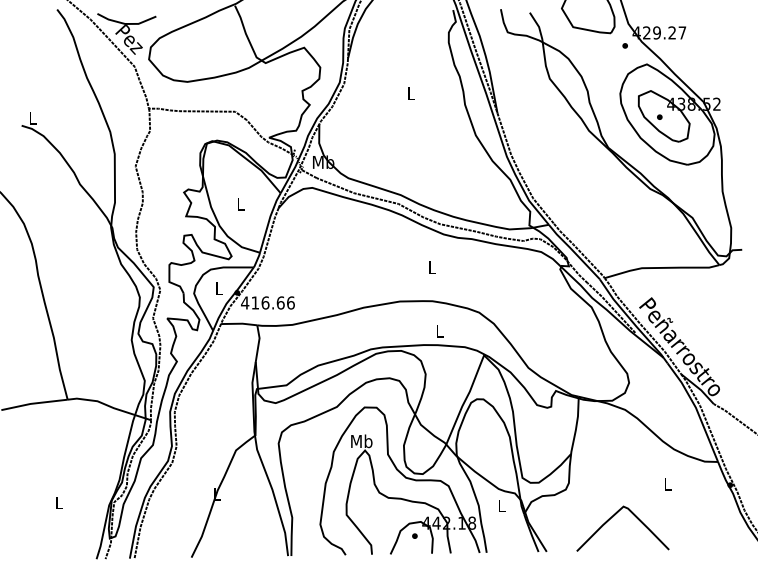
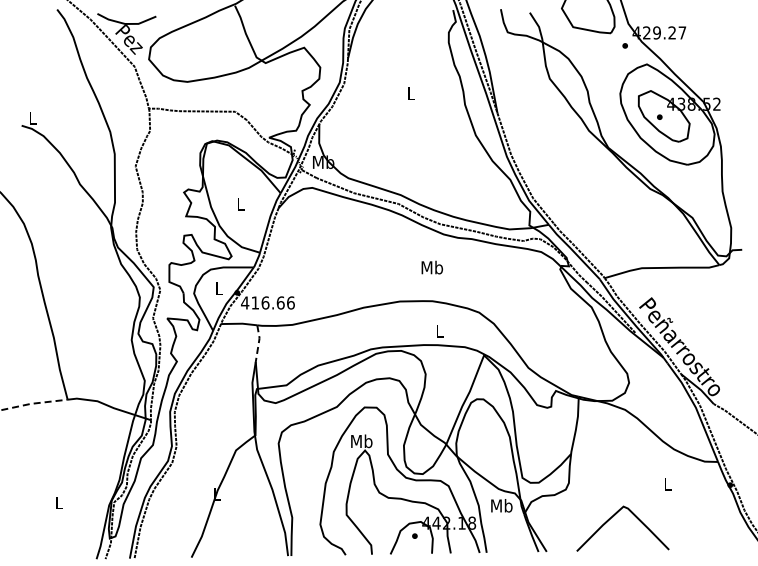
text: L -> Mb (432, 267)
line: solid -> dashed (258, 343)
line: solid -> dashed (34, 403)
text: L -> Mb (501, 505)
